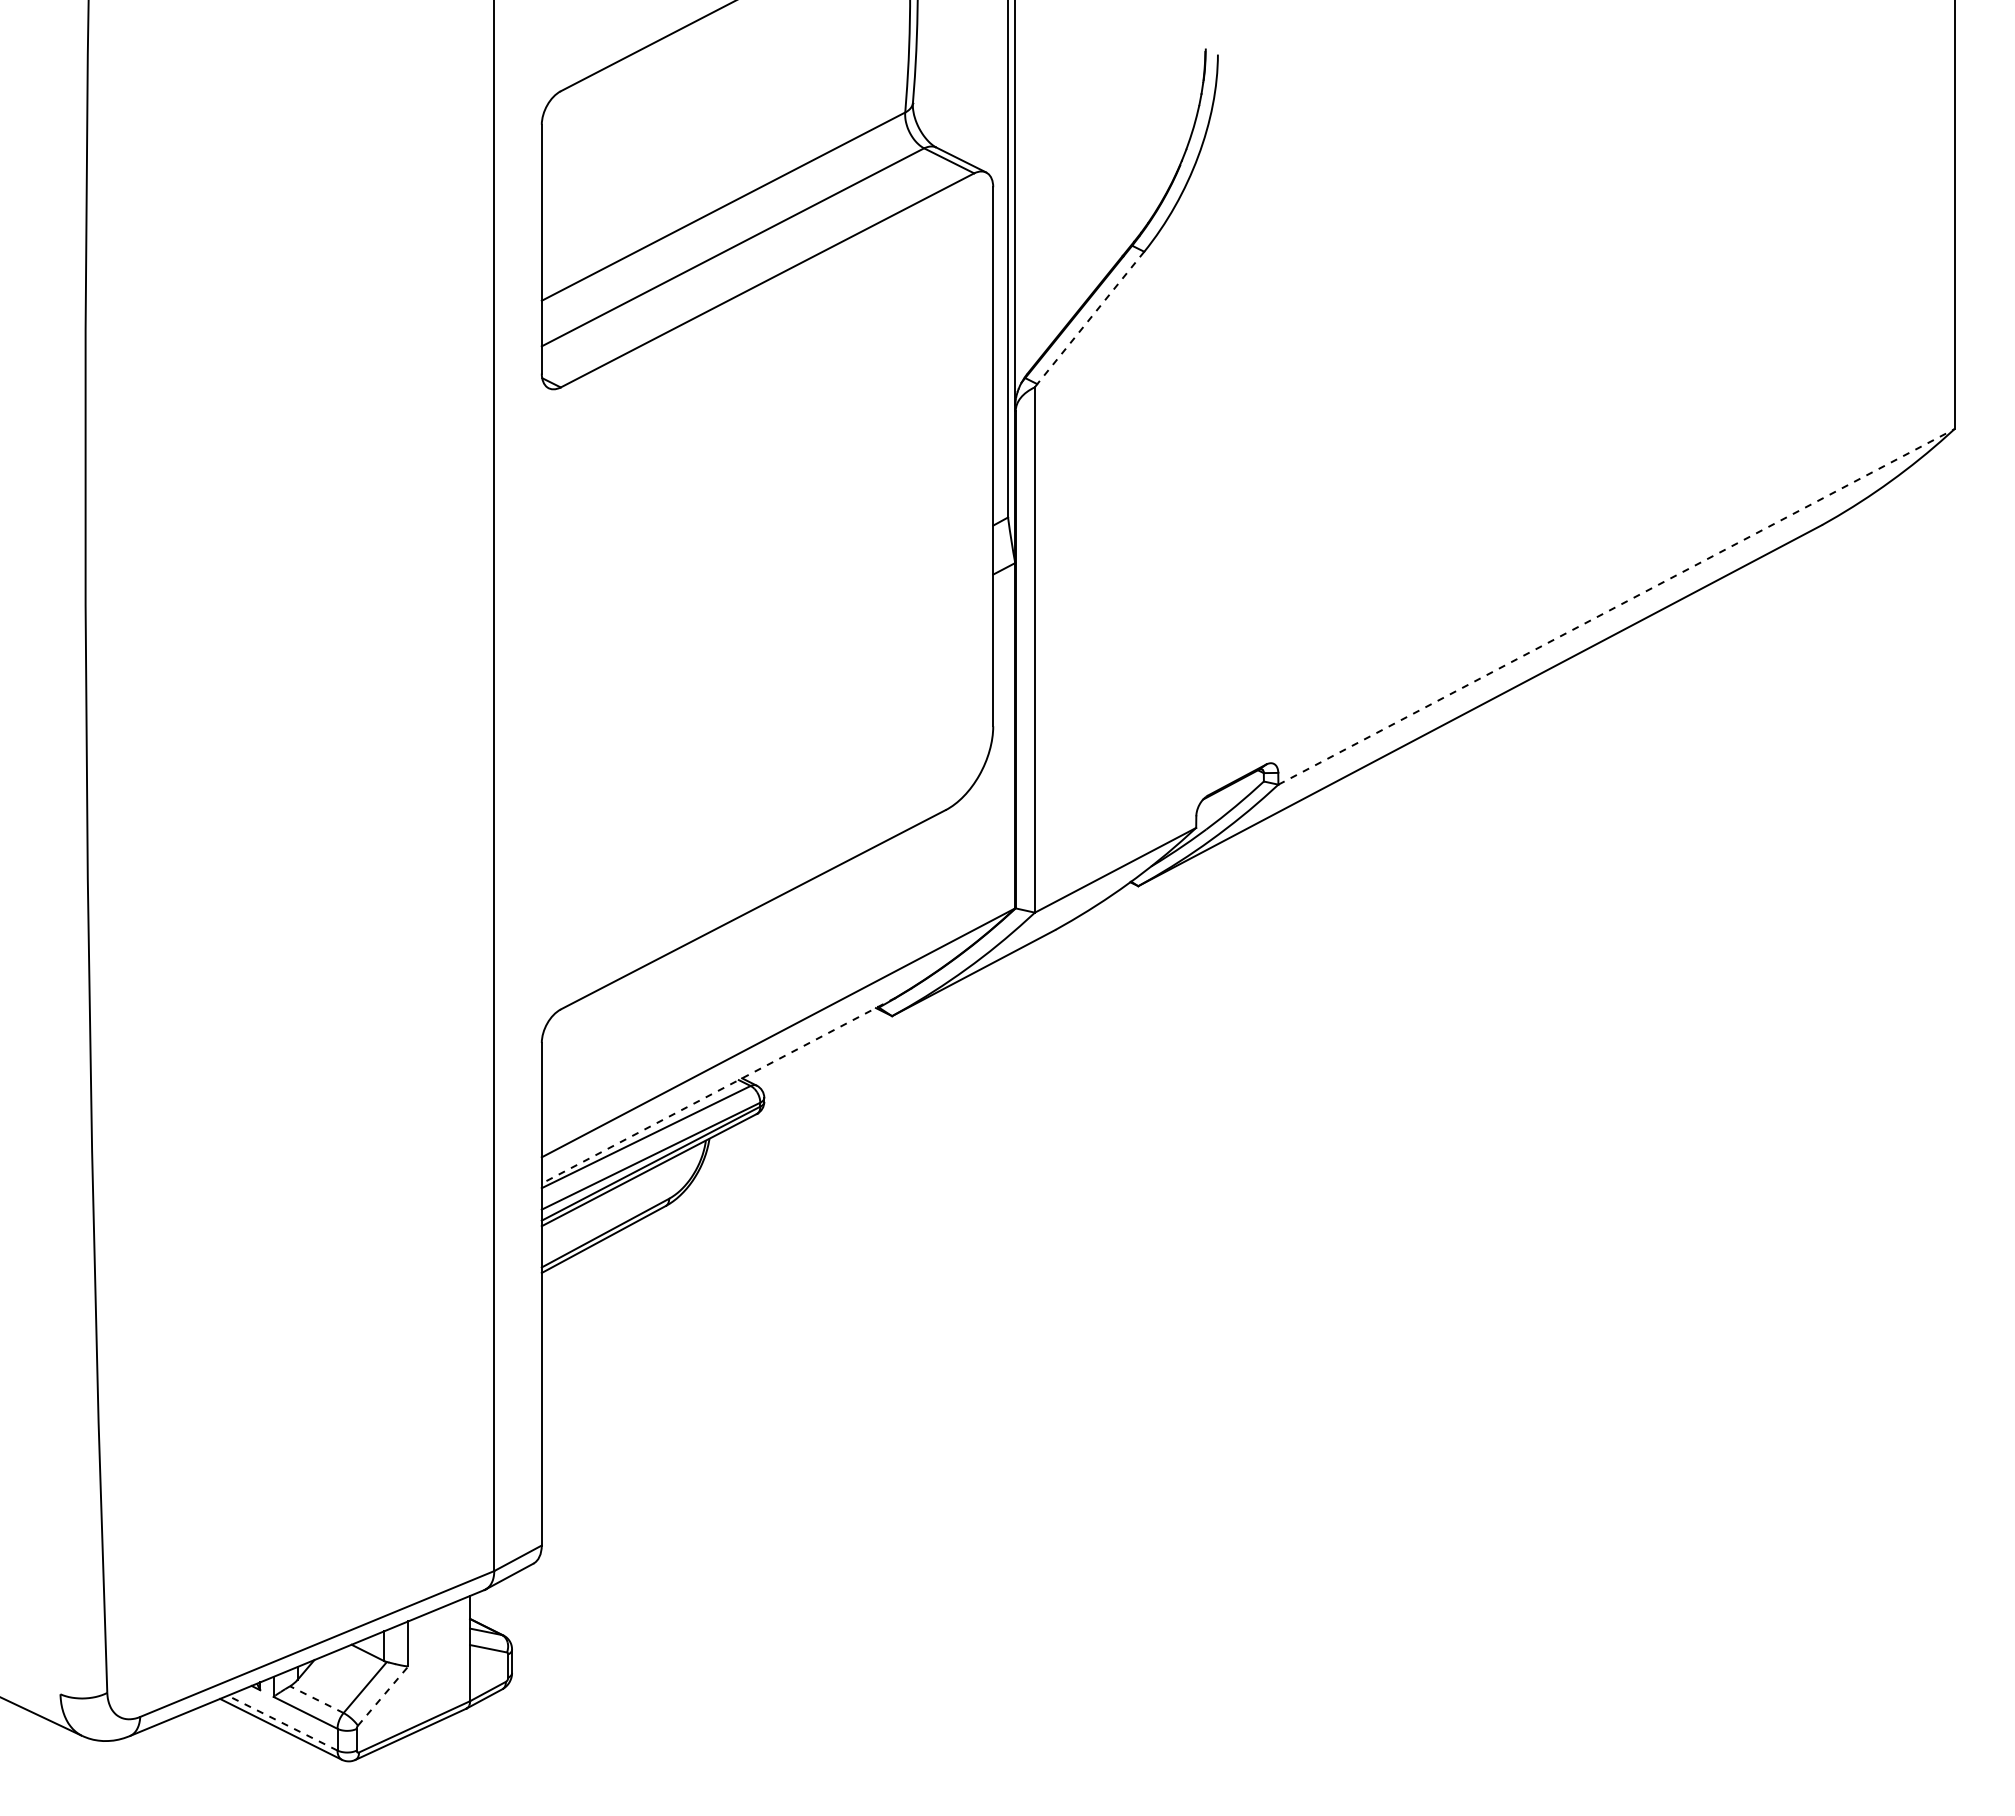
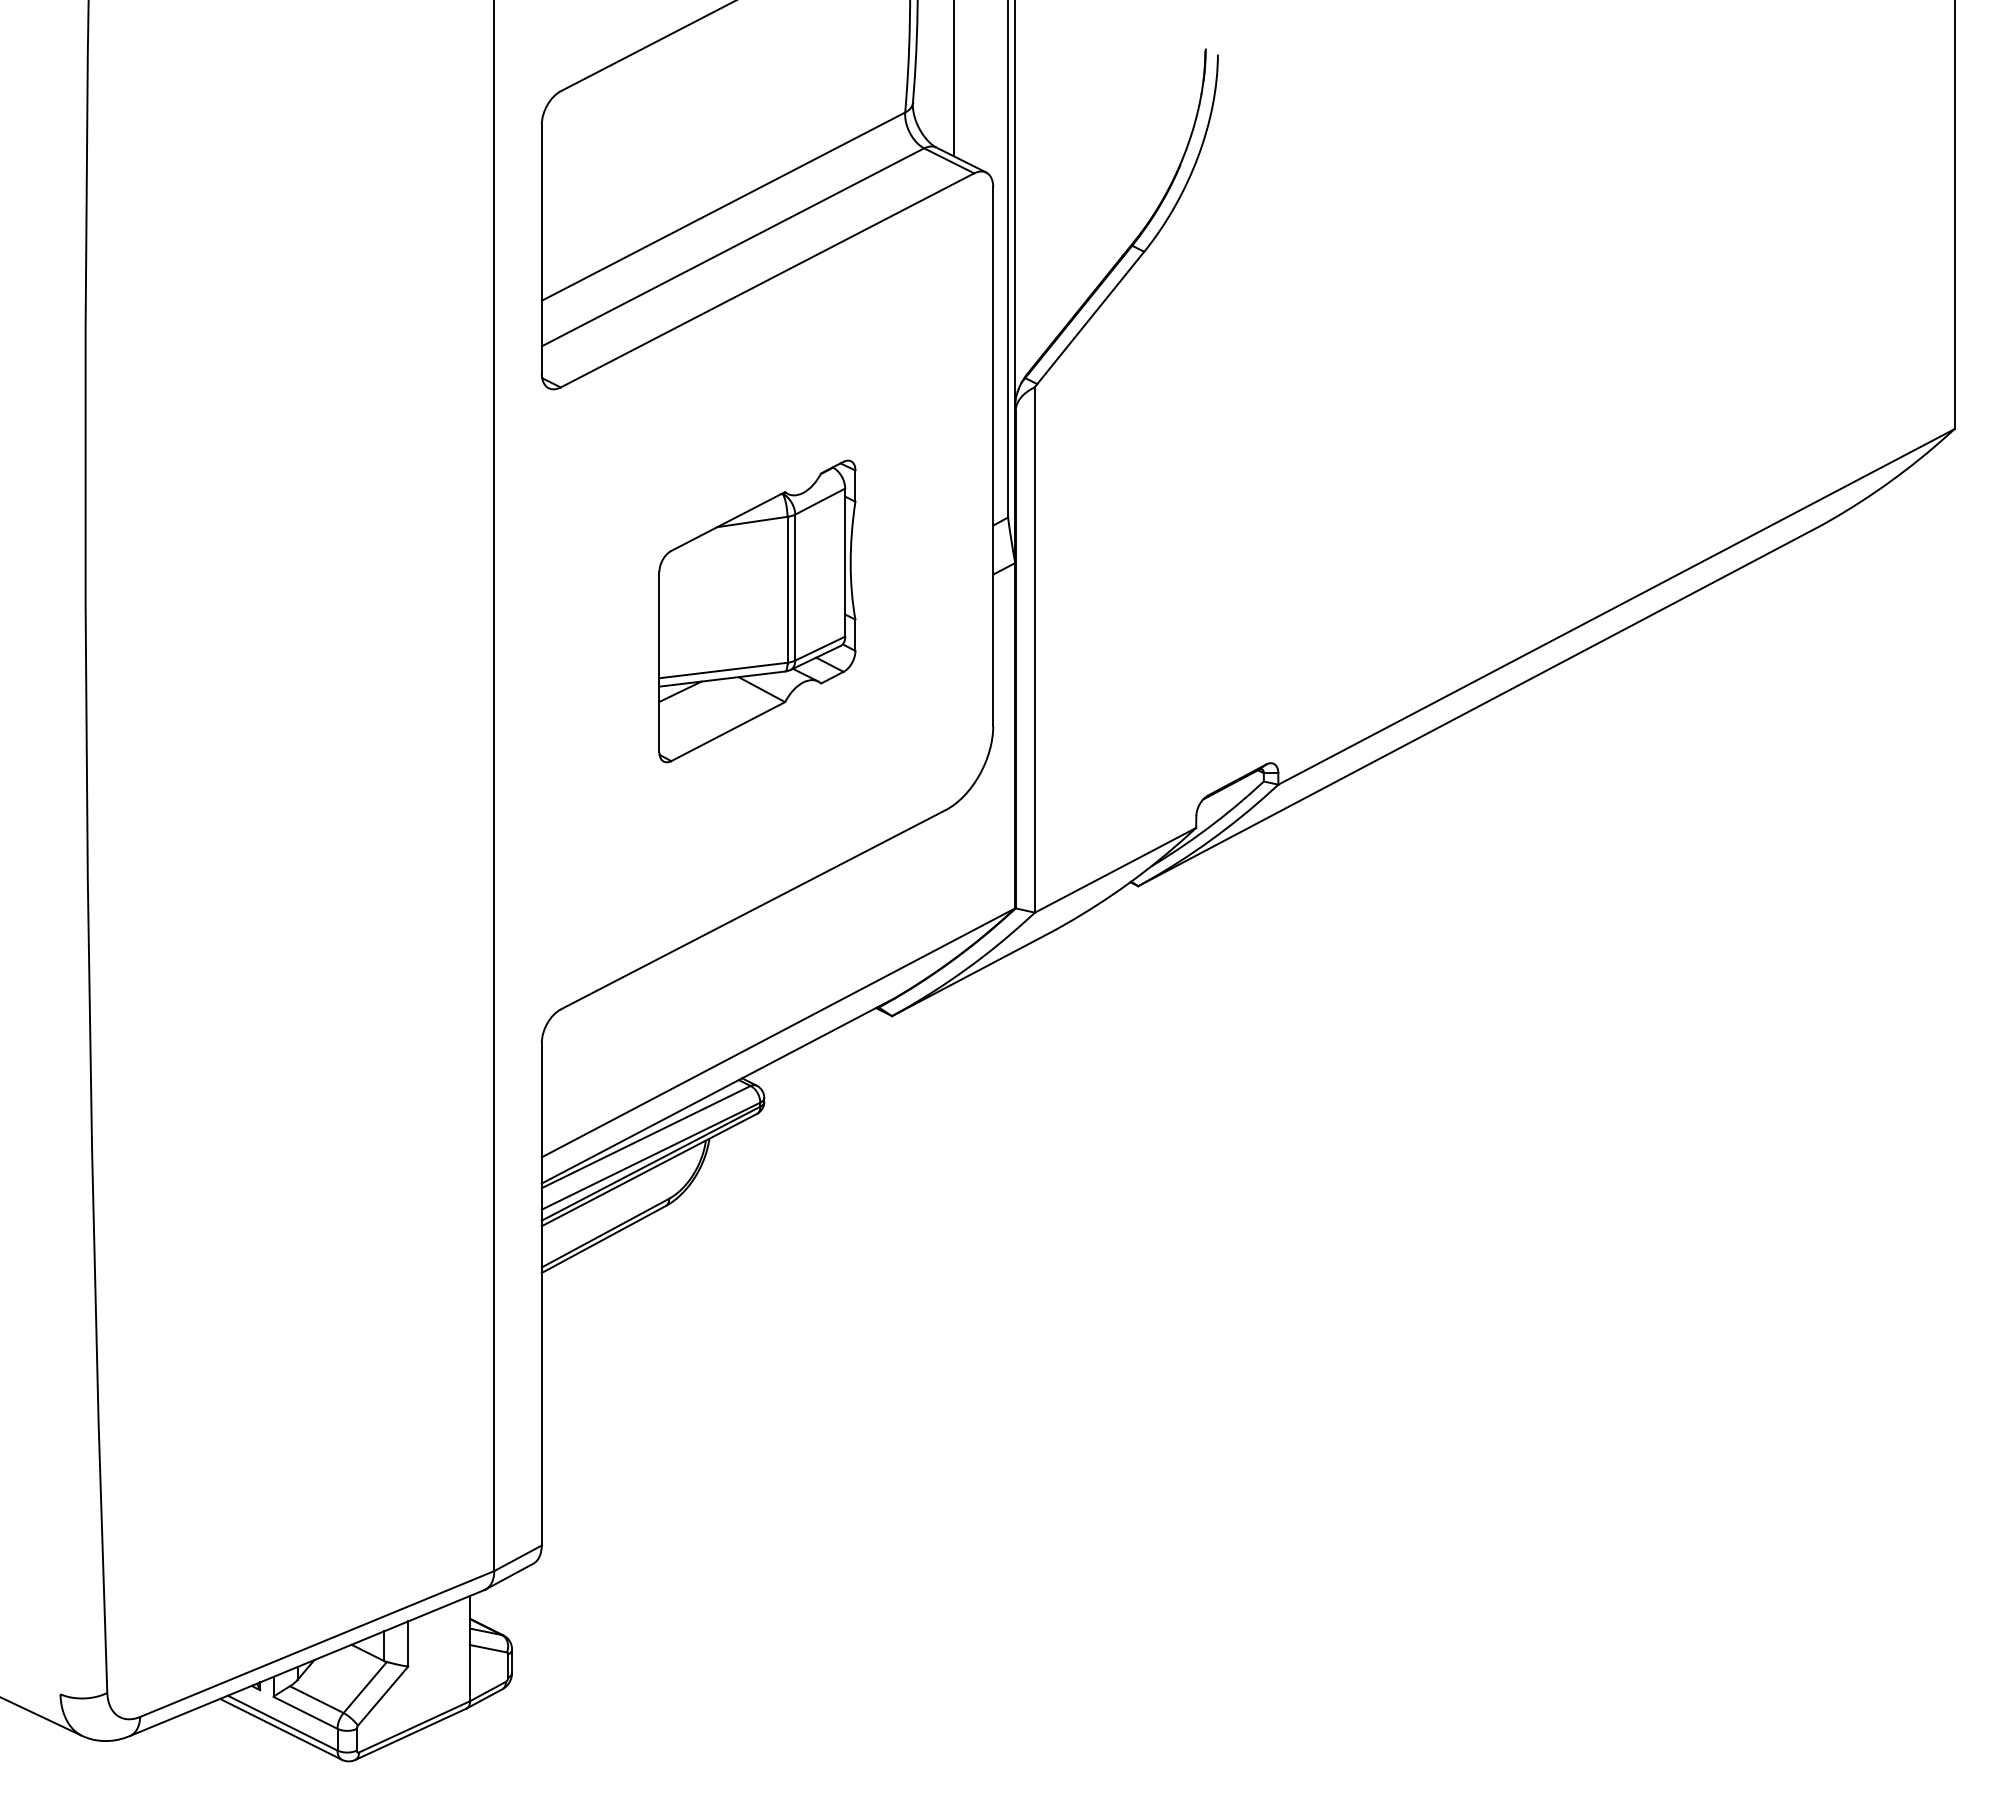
line: none -> present (953, 79)
line: dashed -> solid (1090, 318)
line: dashed -> solid (1616, 606)
part: none -> present (757, 611)
line: dashed -> solid (718, 1090)
line: dashed -> solid (383, 1696)
line: dashed -> solid (316, 1699)
line: dashed -> solid (282, 1722)
